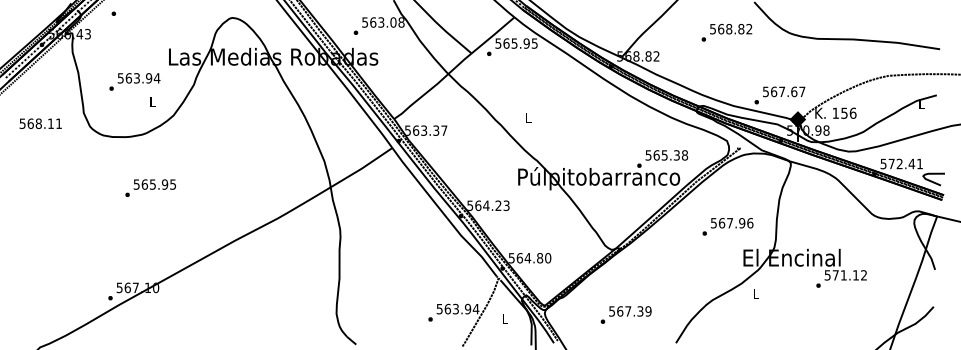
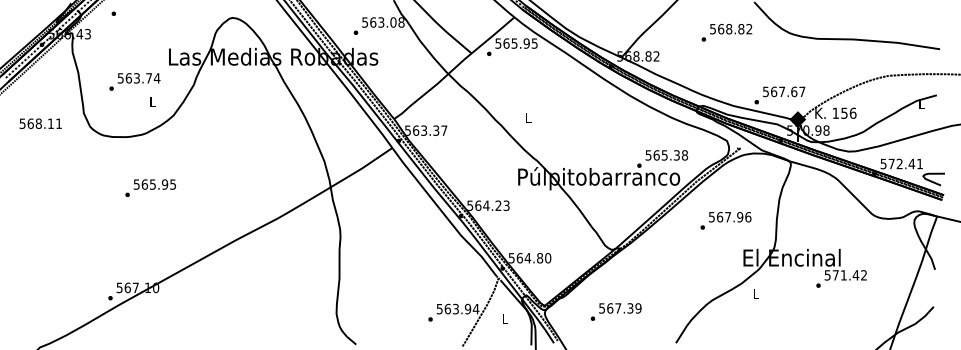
text: 563.94 -> 563.74 (149, 78)
text position: (727, 226) -> (725, 220) (725, 220)
text: 571.12 -> 571.42 (855, 275)
text position: (625, 314) -> (615, 311) (615, 311)
